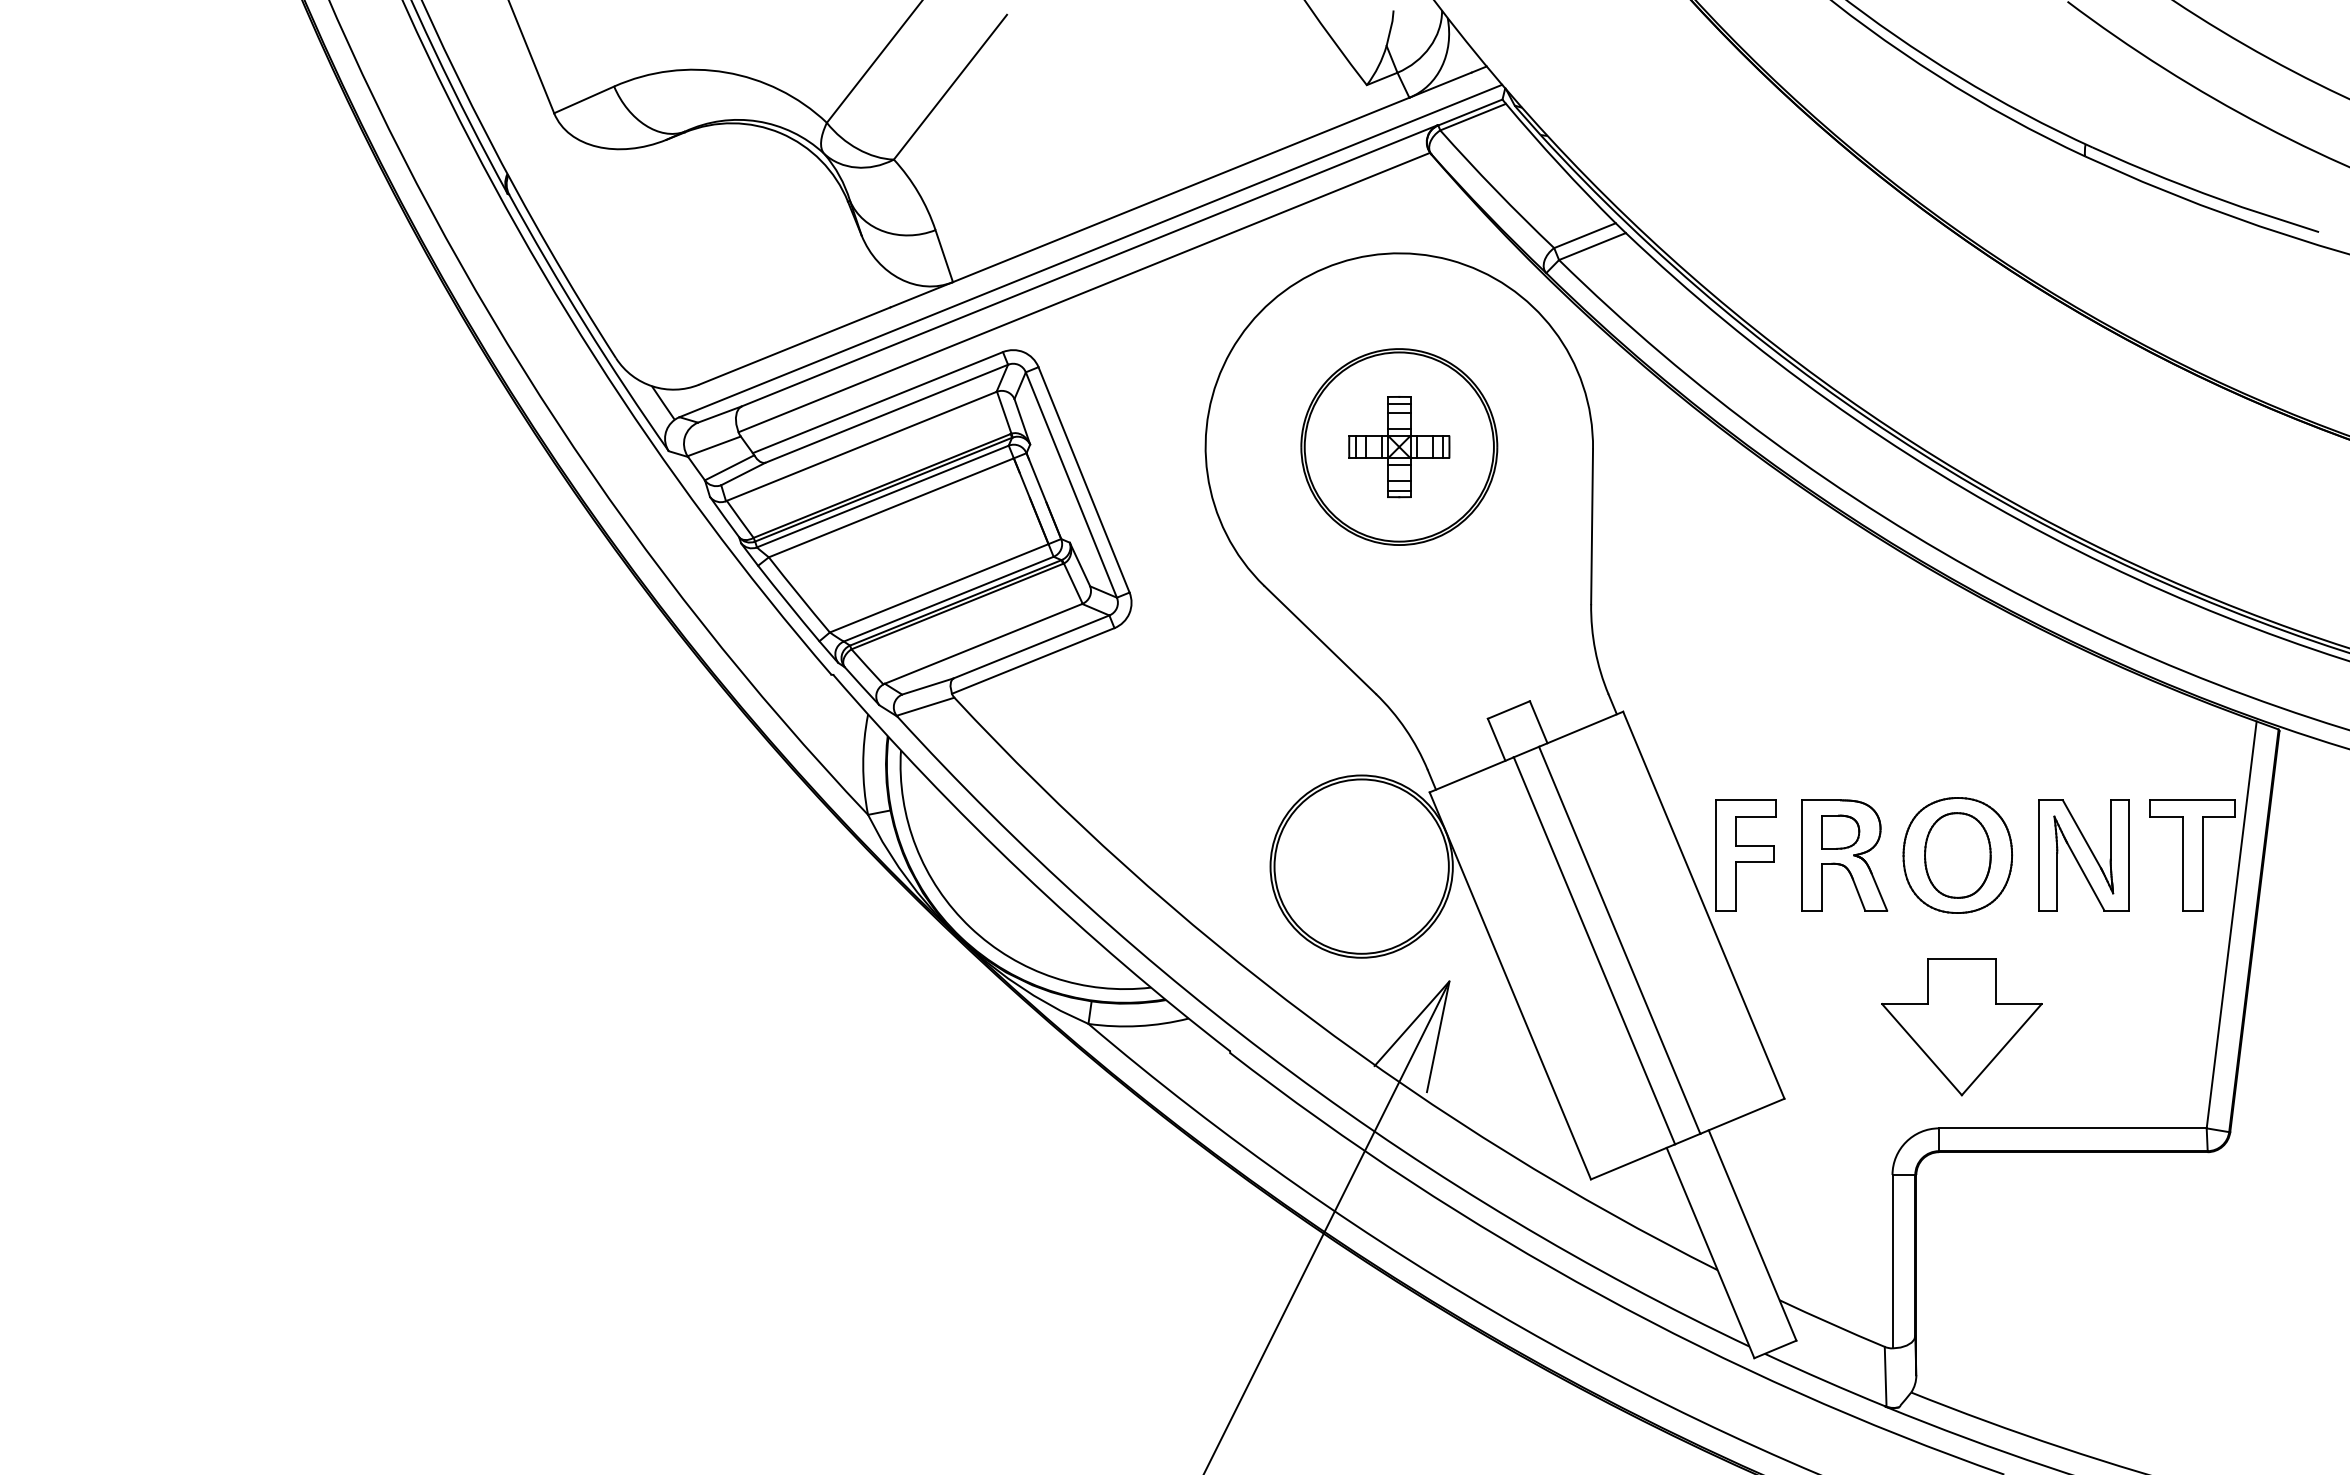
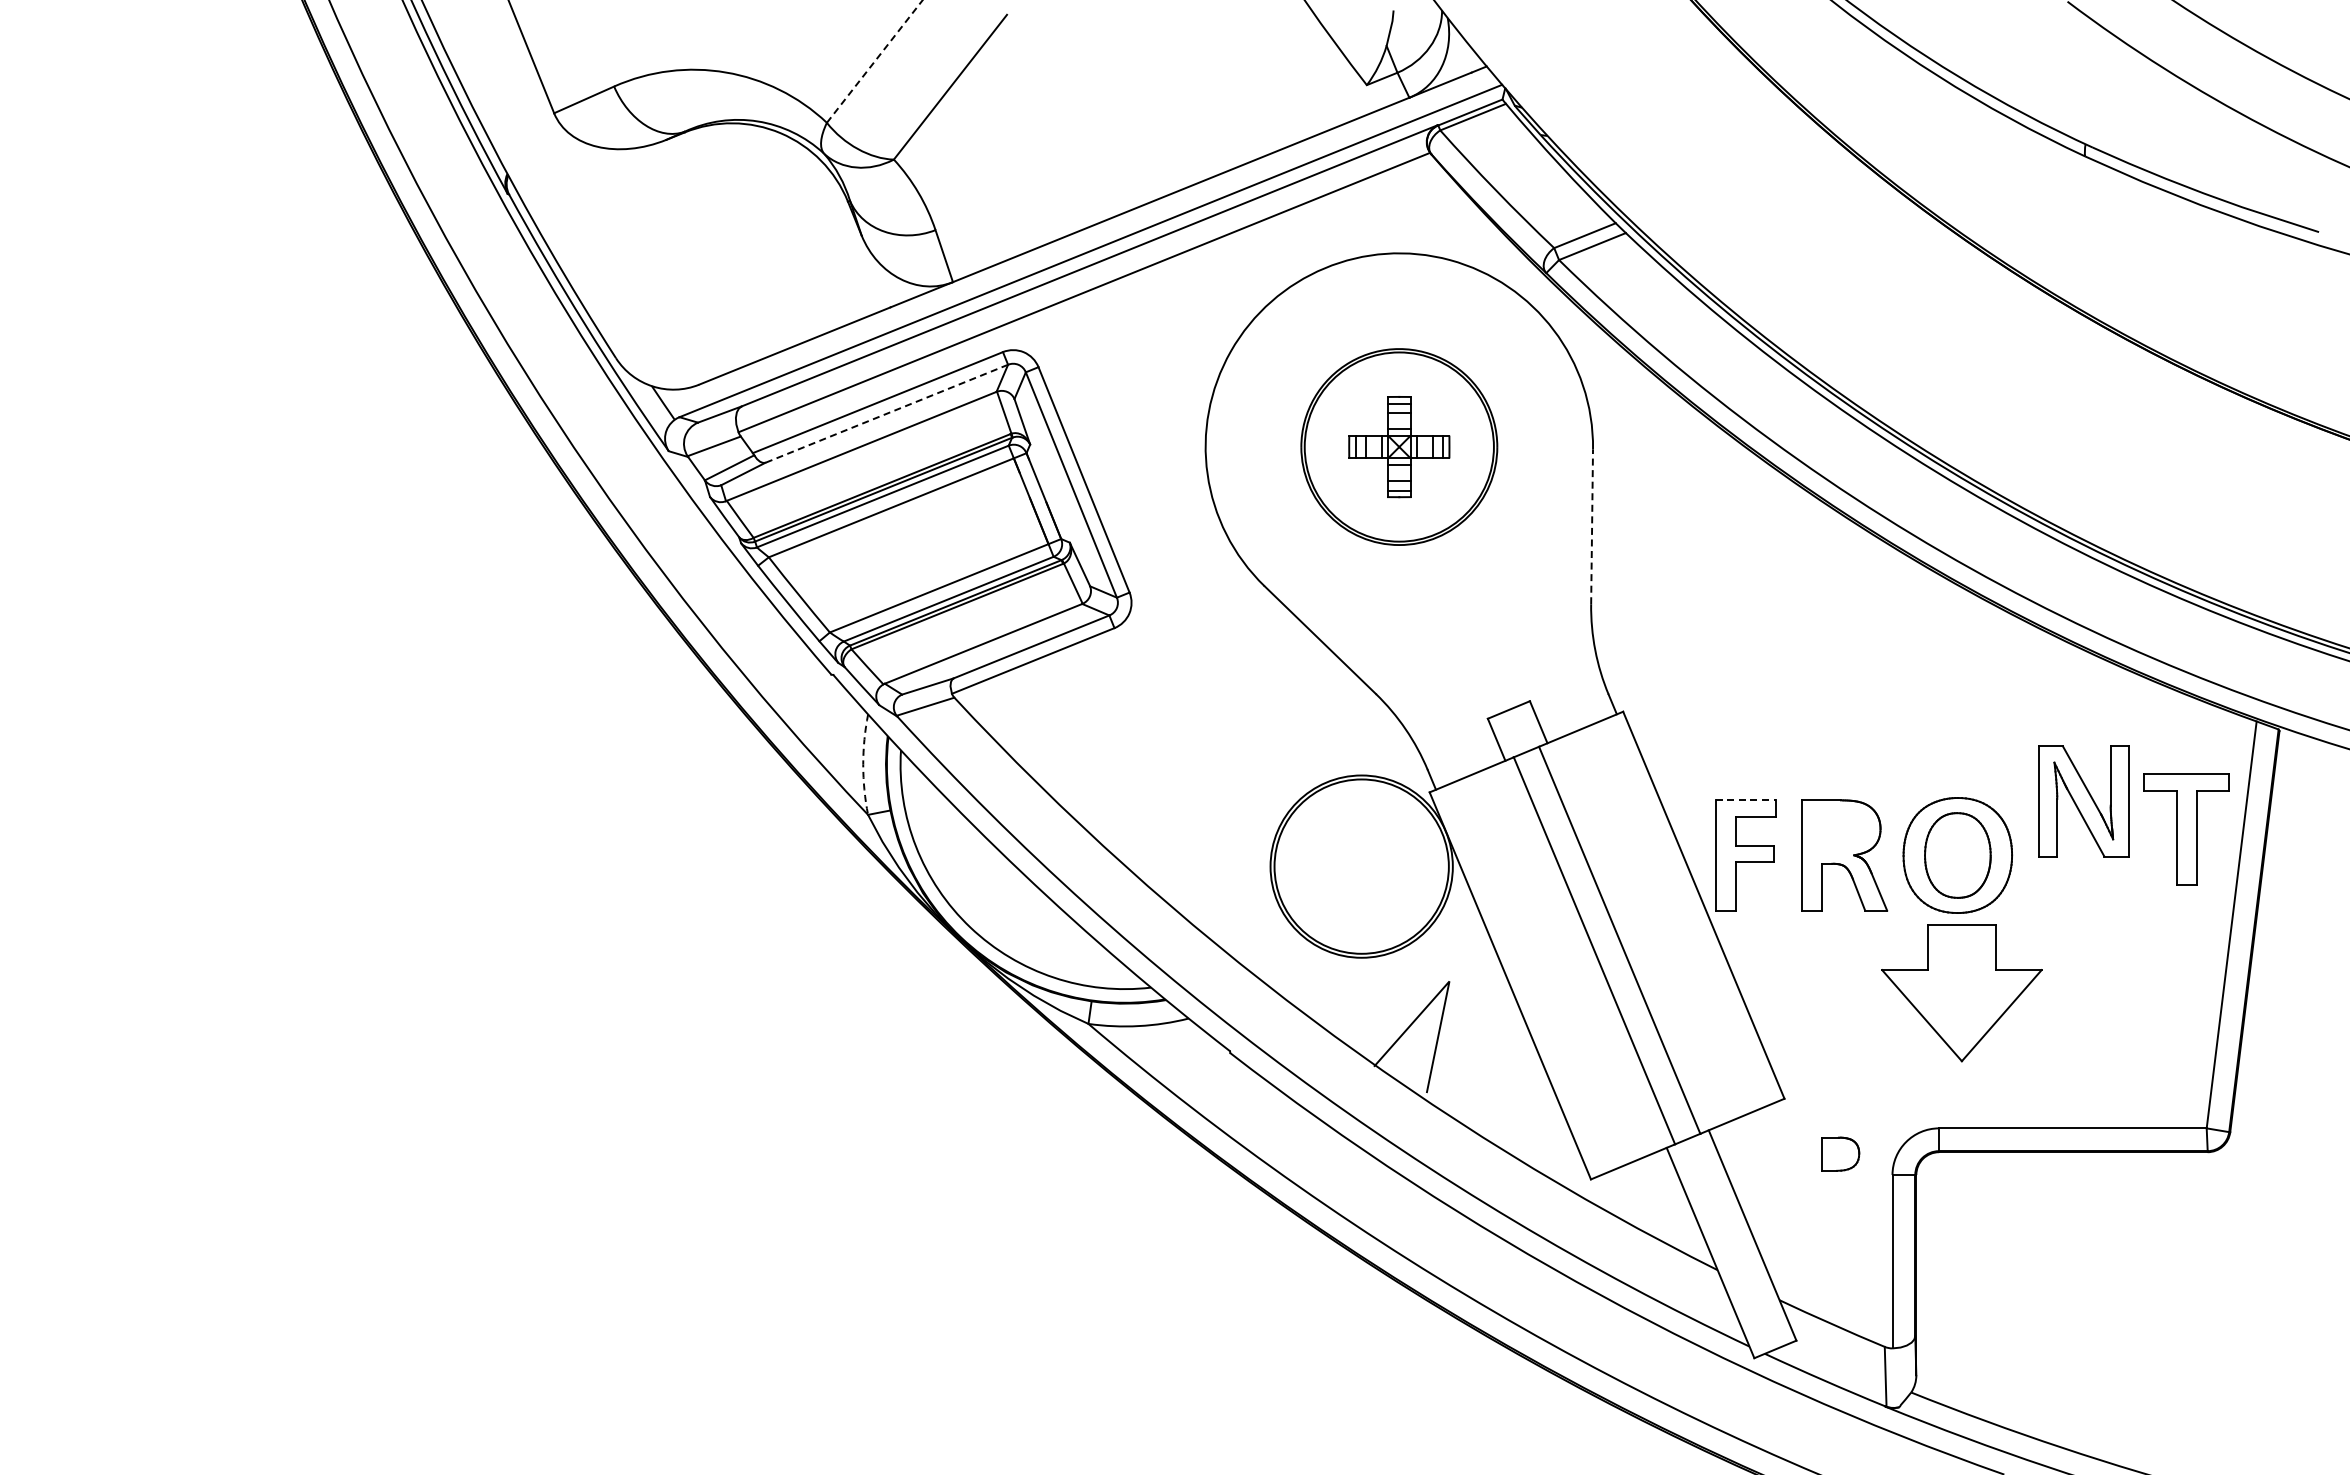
line: solid -> dashed (874, 61)
line: solid -> dashed (886, 413)
line: solid -> dashed (1592, 526)
arc: solid -> dashed (863, 764)
line: solid -> dashed (1746, 800)
part position: (1840, 831) -> (1840, 1153) (1840, 1153)
part position: (2083, 855) -> (2083, 801) (2083, 801)
part position: (2192, 855) -> (2186, 829) (2186, 829)
part position: (1961, 1027) -> (1961, 993) (1961, 993)
line: present -> none (1327, 1226)
